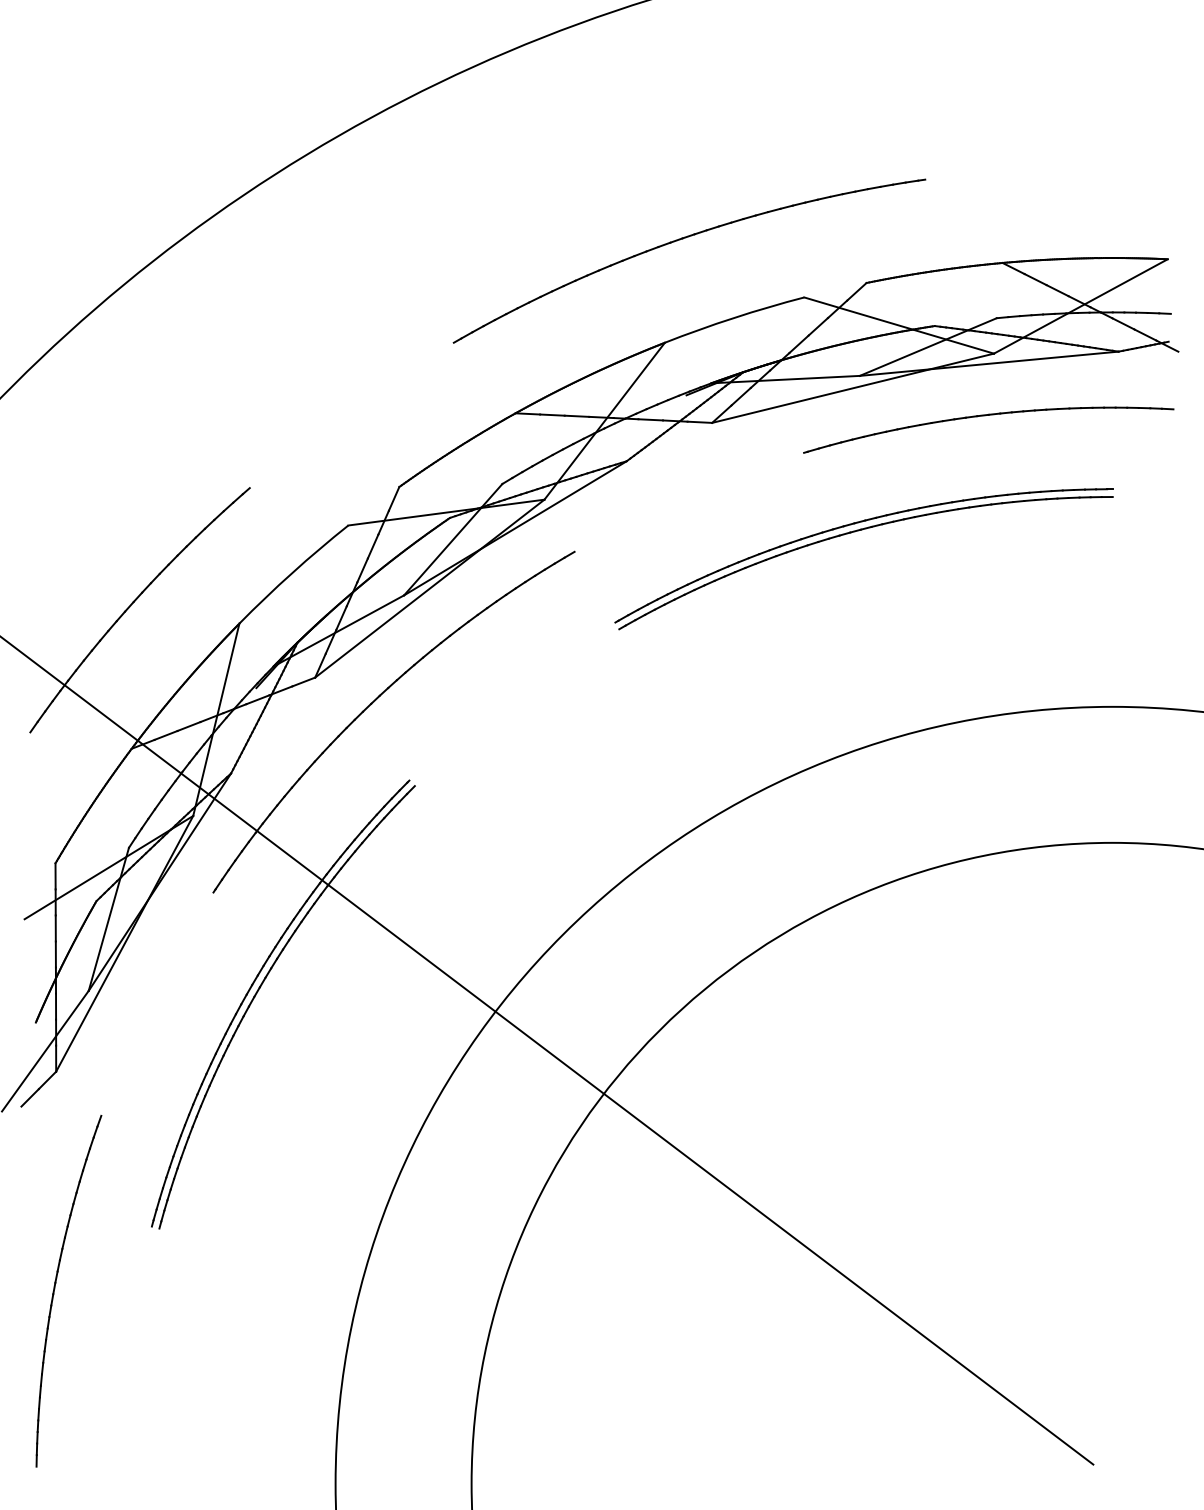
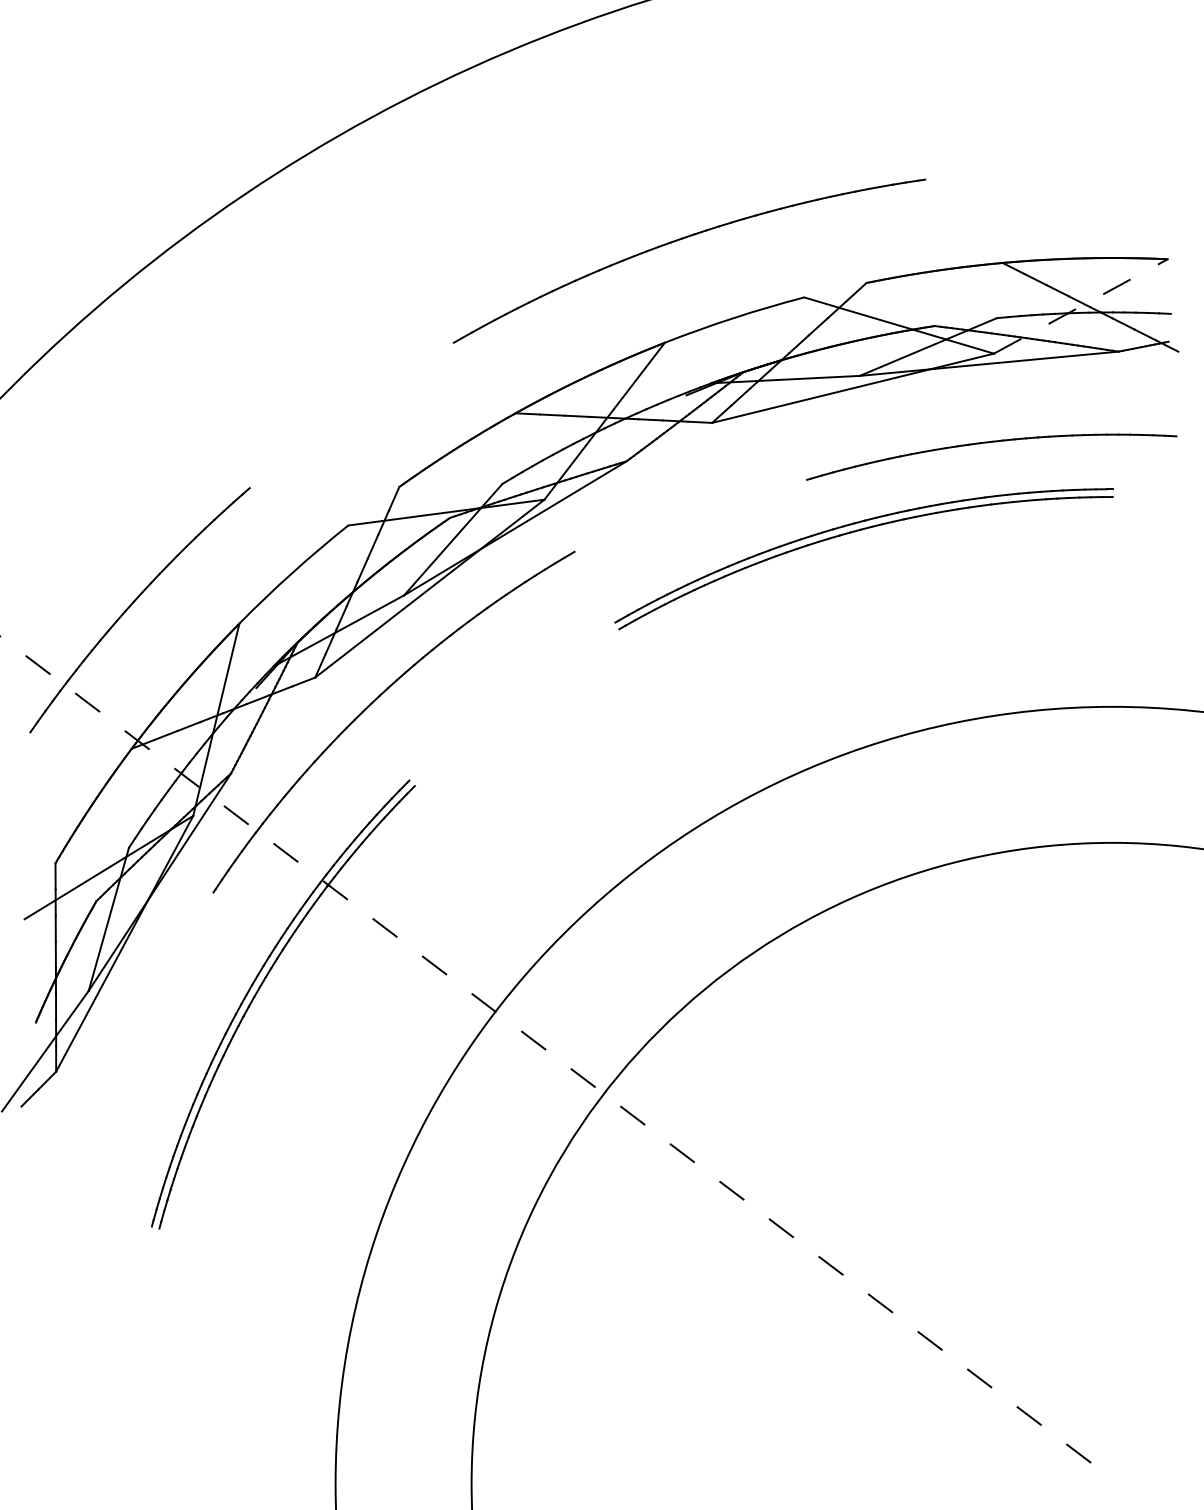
line: solid -> dashed (1080, 306)
part position: (985, 416) -> (988, 443) (988, 443)
line: solid -> dashed (546, 1050)
part: present -> none (55, 1289)
